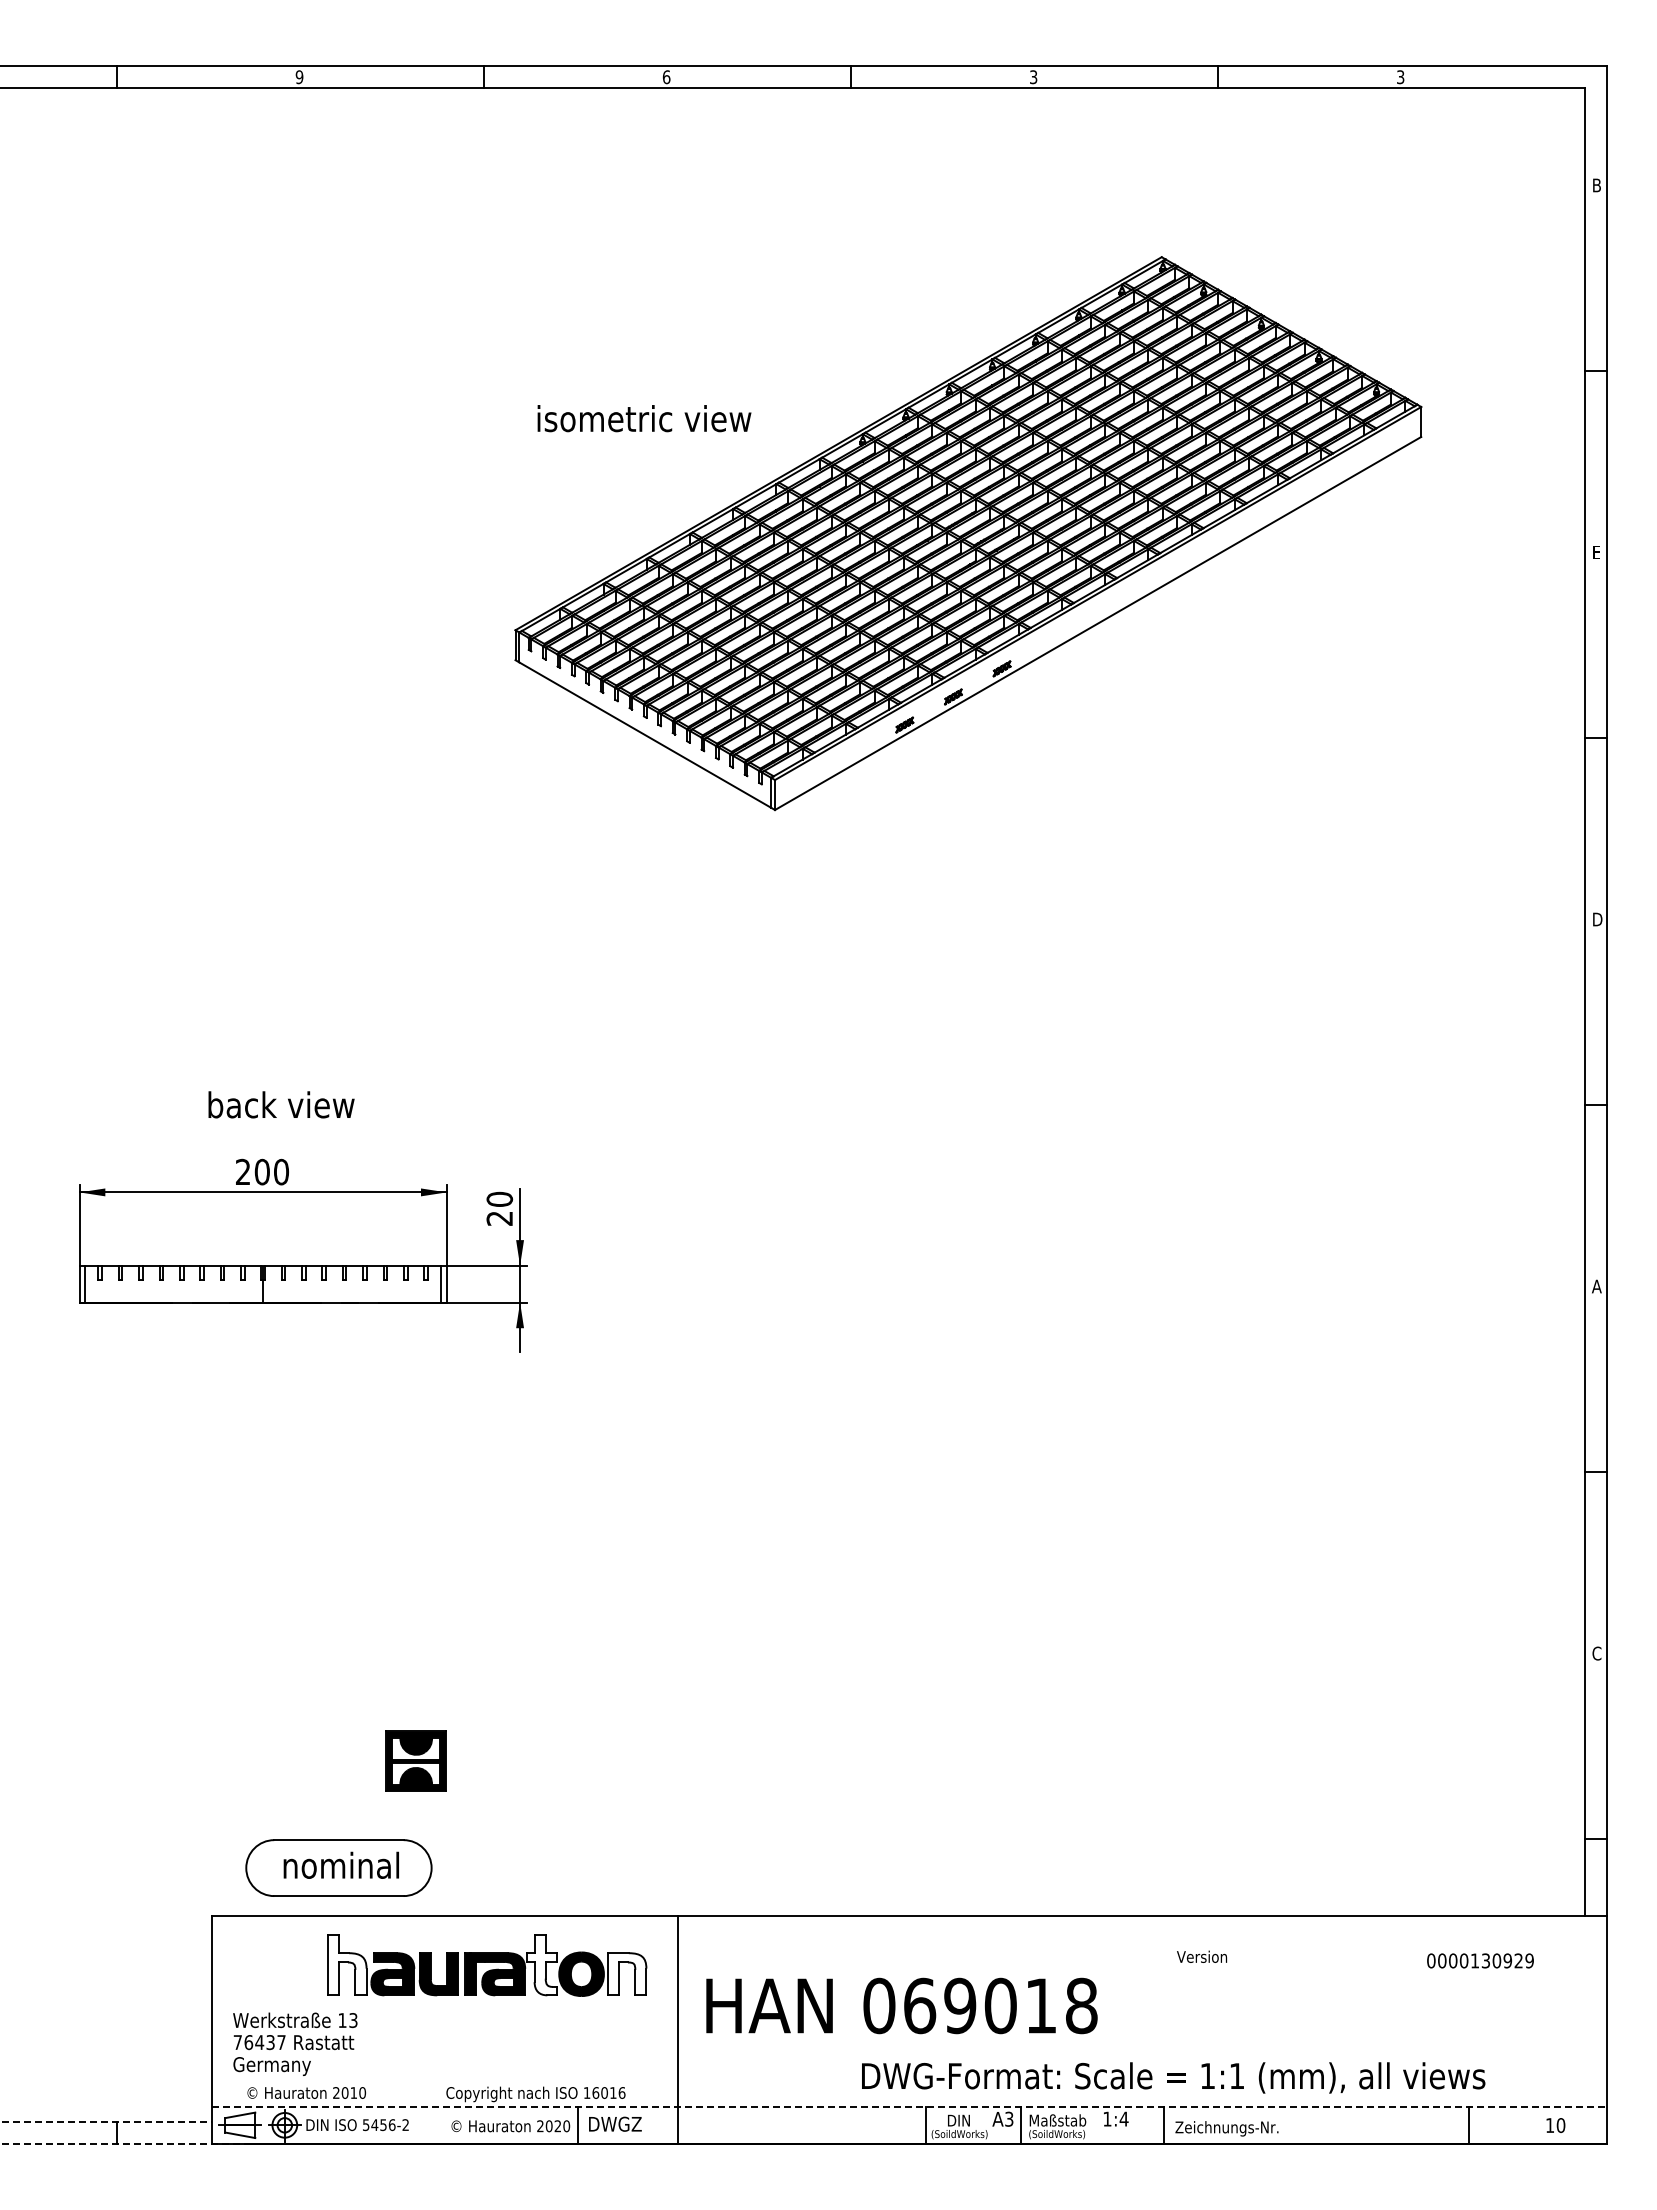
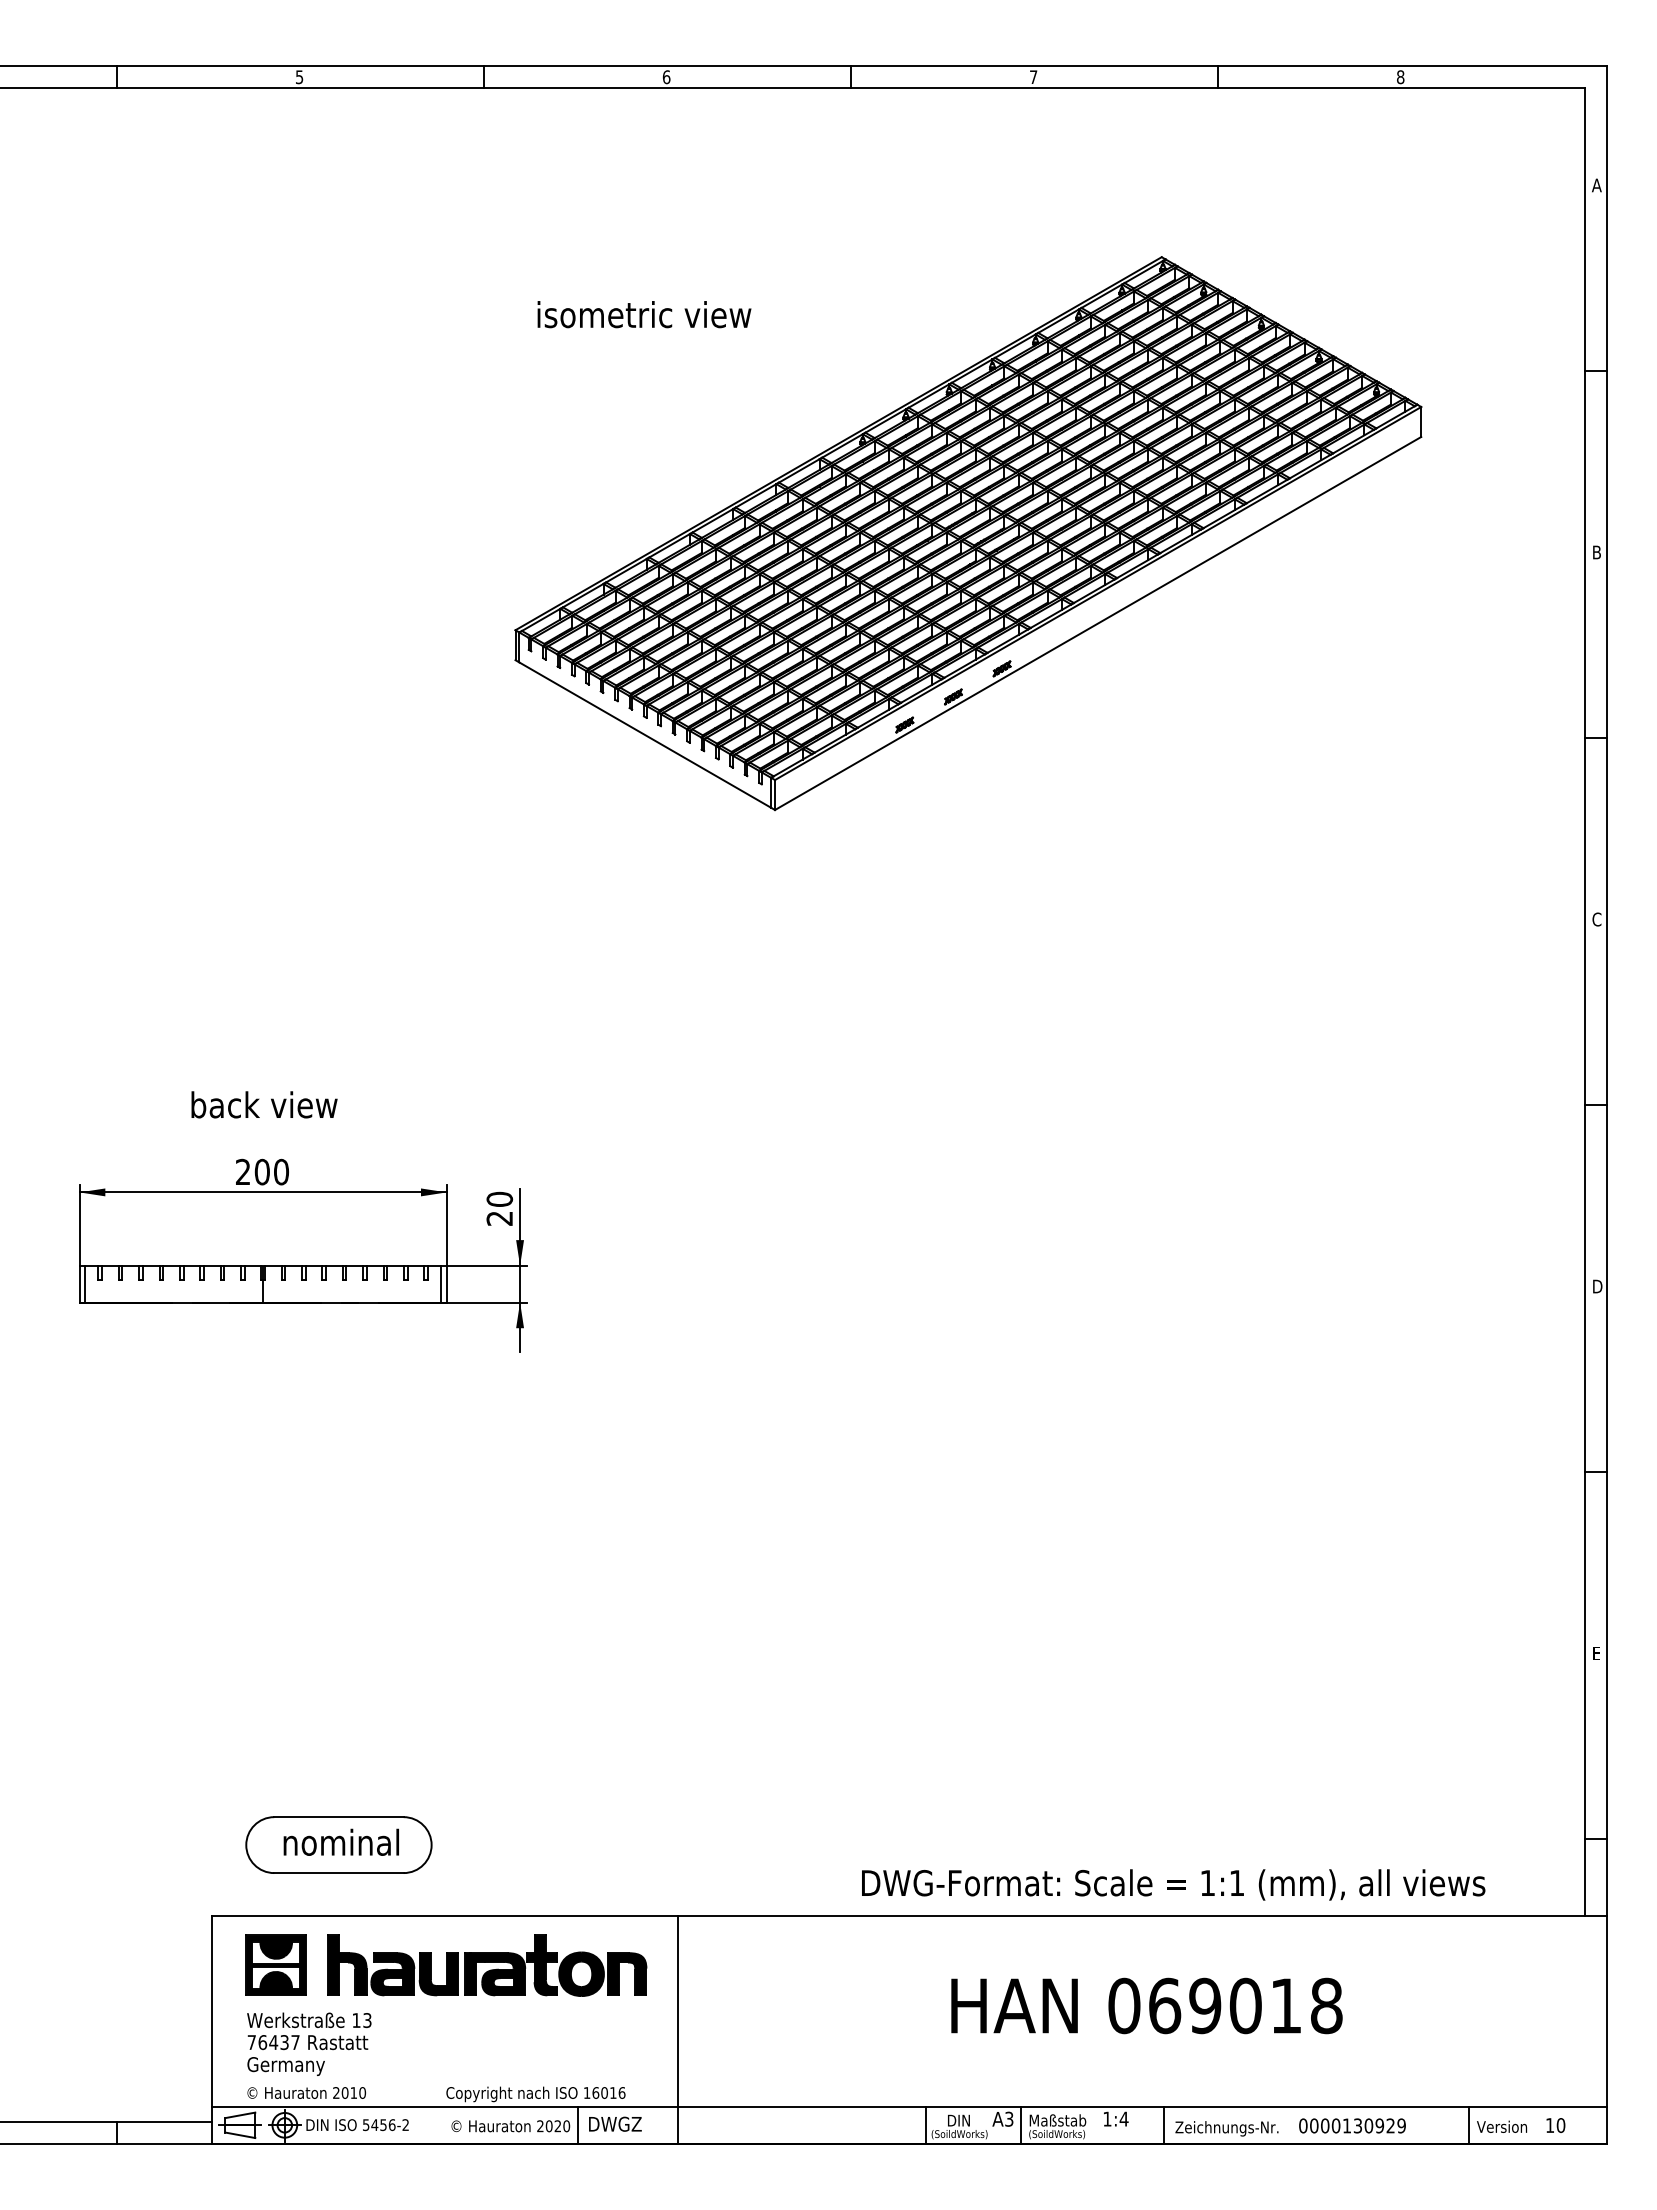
text: 9 -> 5 (299, 76)
text: 3 -> 7 (1033, 77)
text: 3 -> 8 (1400, 77)
text: B -> A (1596, 185)
text position: (644, 418) -> (644, 314) (644, 314)
text: E -> B (1596, 552)
text: D -> C (1597, 919)
text position: (281, 1104) -> (264, 1104) (264, 1104)
text: A -> D (1597, 1286)
text: C -> E (1596, 1653)
part position: (415, 1760) -> (275, 1964) (275, 1964)
part position: (338, 1867) -> (338, 1844) (338, 1844)
text position: (1202, 1956) -> (1502, 2126) (1502, 2126)
text position: (1480, 1960) -> (1352, 2125) (1352, 2125)
fill: none -> present (347, 1965)
fill: none -> present (541, 1965)
fill: none -> present (626, 1974)
text position: (901, 2005) -> (1146, 2005) (1146, 2005)
text position: (295, 2043) -> (309, 2043) (309, 2043)
text position: (1173, 2077) -> (1173, 1884) (1173, 1884)
line: dashed -> solid (910, 2106)
line: dashed -> solid (106, 2121)
line: dashed -> solid (124, 2143)
